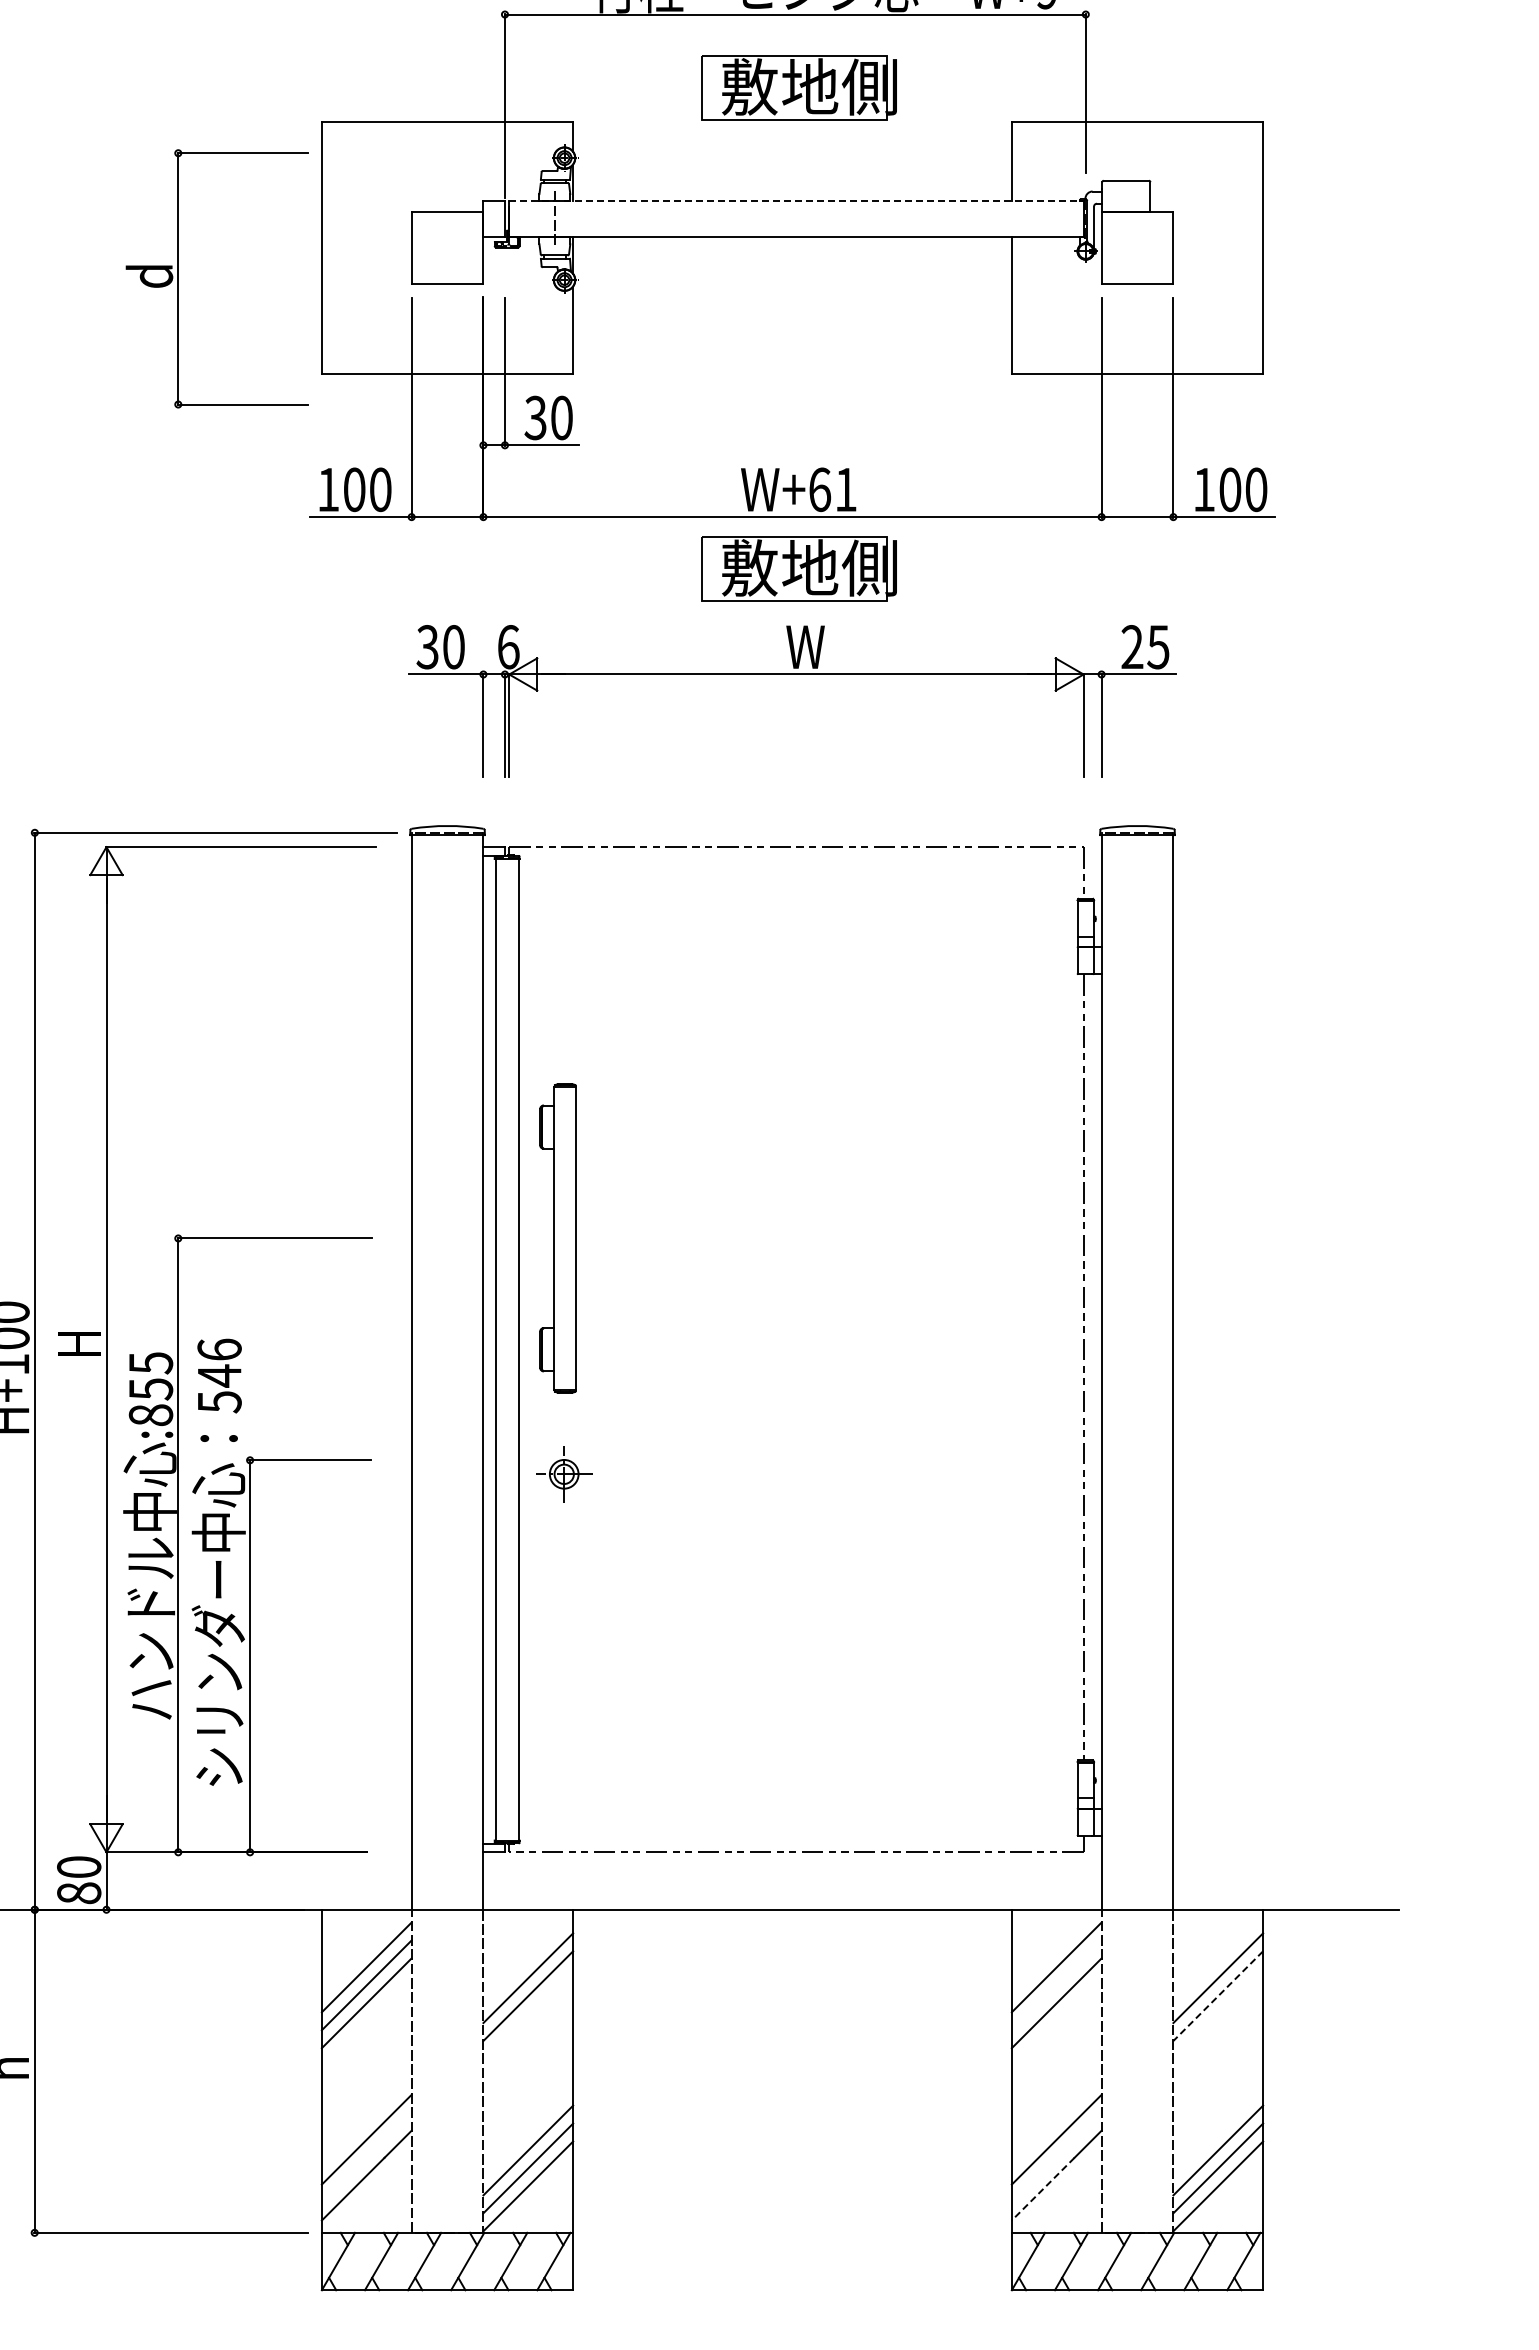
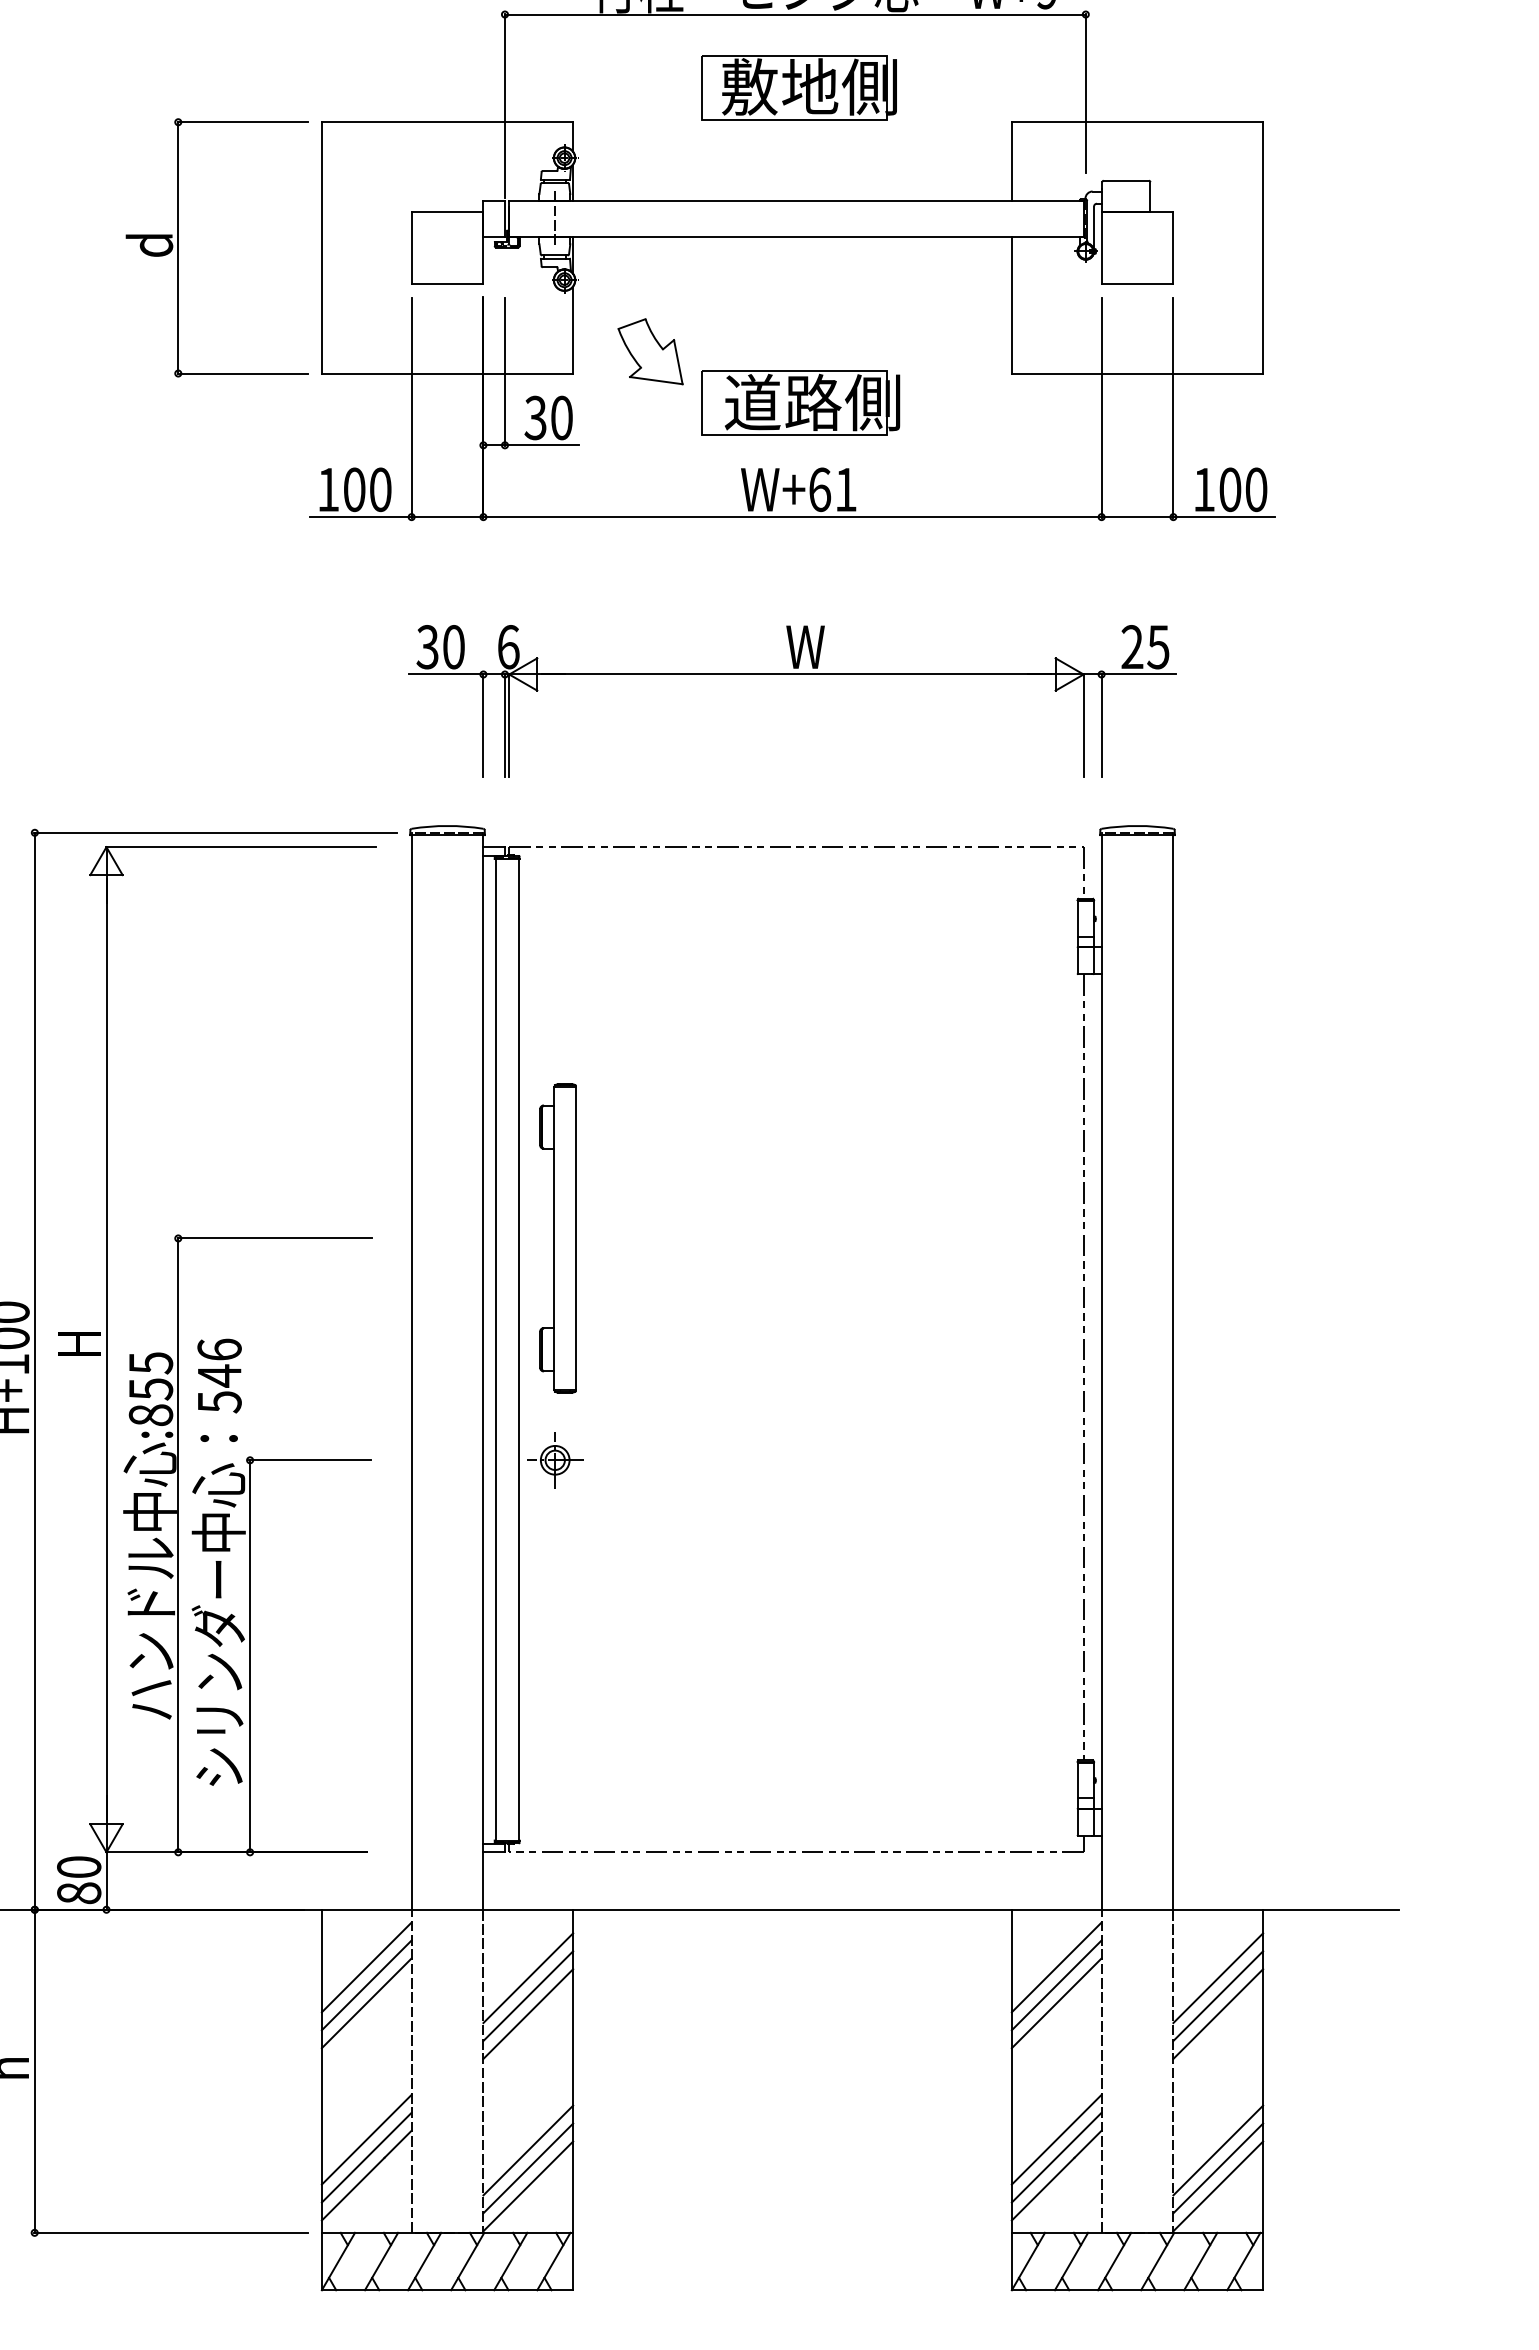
line: dashed -> solid (796, 201)
part position: (178, 278) -> (178, 247) (178, 247)
part: none -> present (650, 351)
part: none -> present (800, 402)
part: present -> none (798, 568)
part position: (564, 1474) -> (555, 1460) (555, 1460)
line: none -> present (1056, 1985)
line: dashed -> solid (1217, 1996)
line: none -> present (528, 2013)
line: none -> present (1218, 2013)
line: none -> present (366, 2157)
line: none -> present (1056, 2157)
line: dashed -> solid (1042, 2189)
